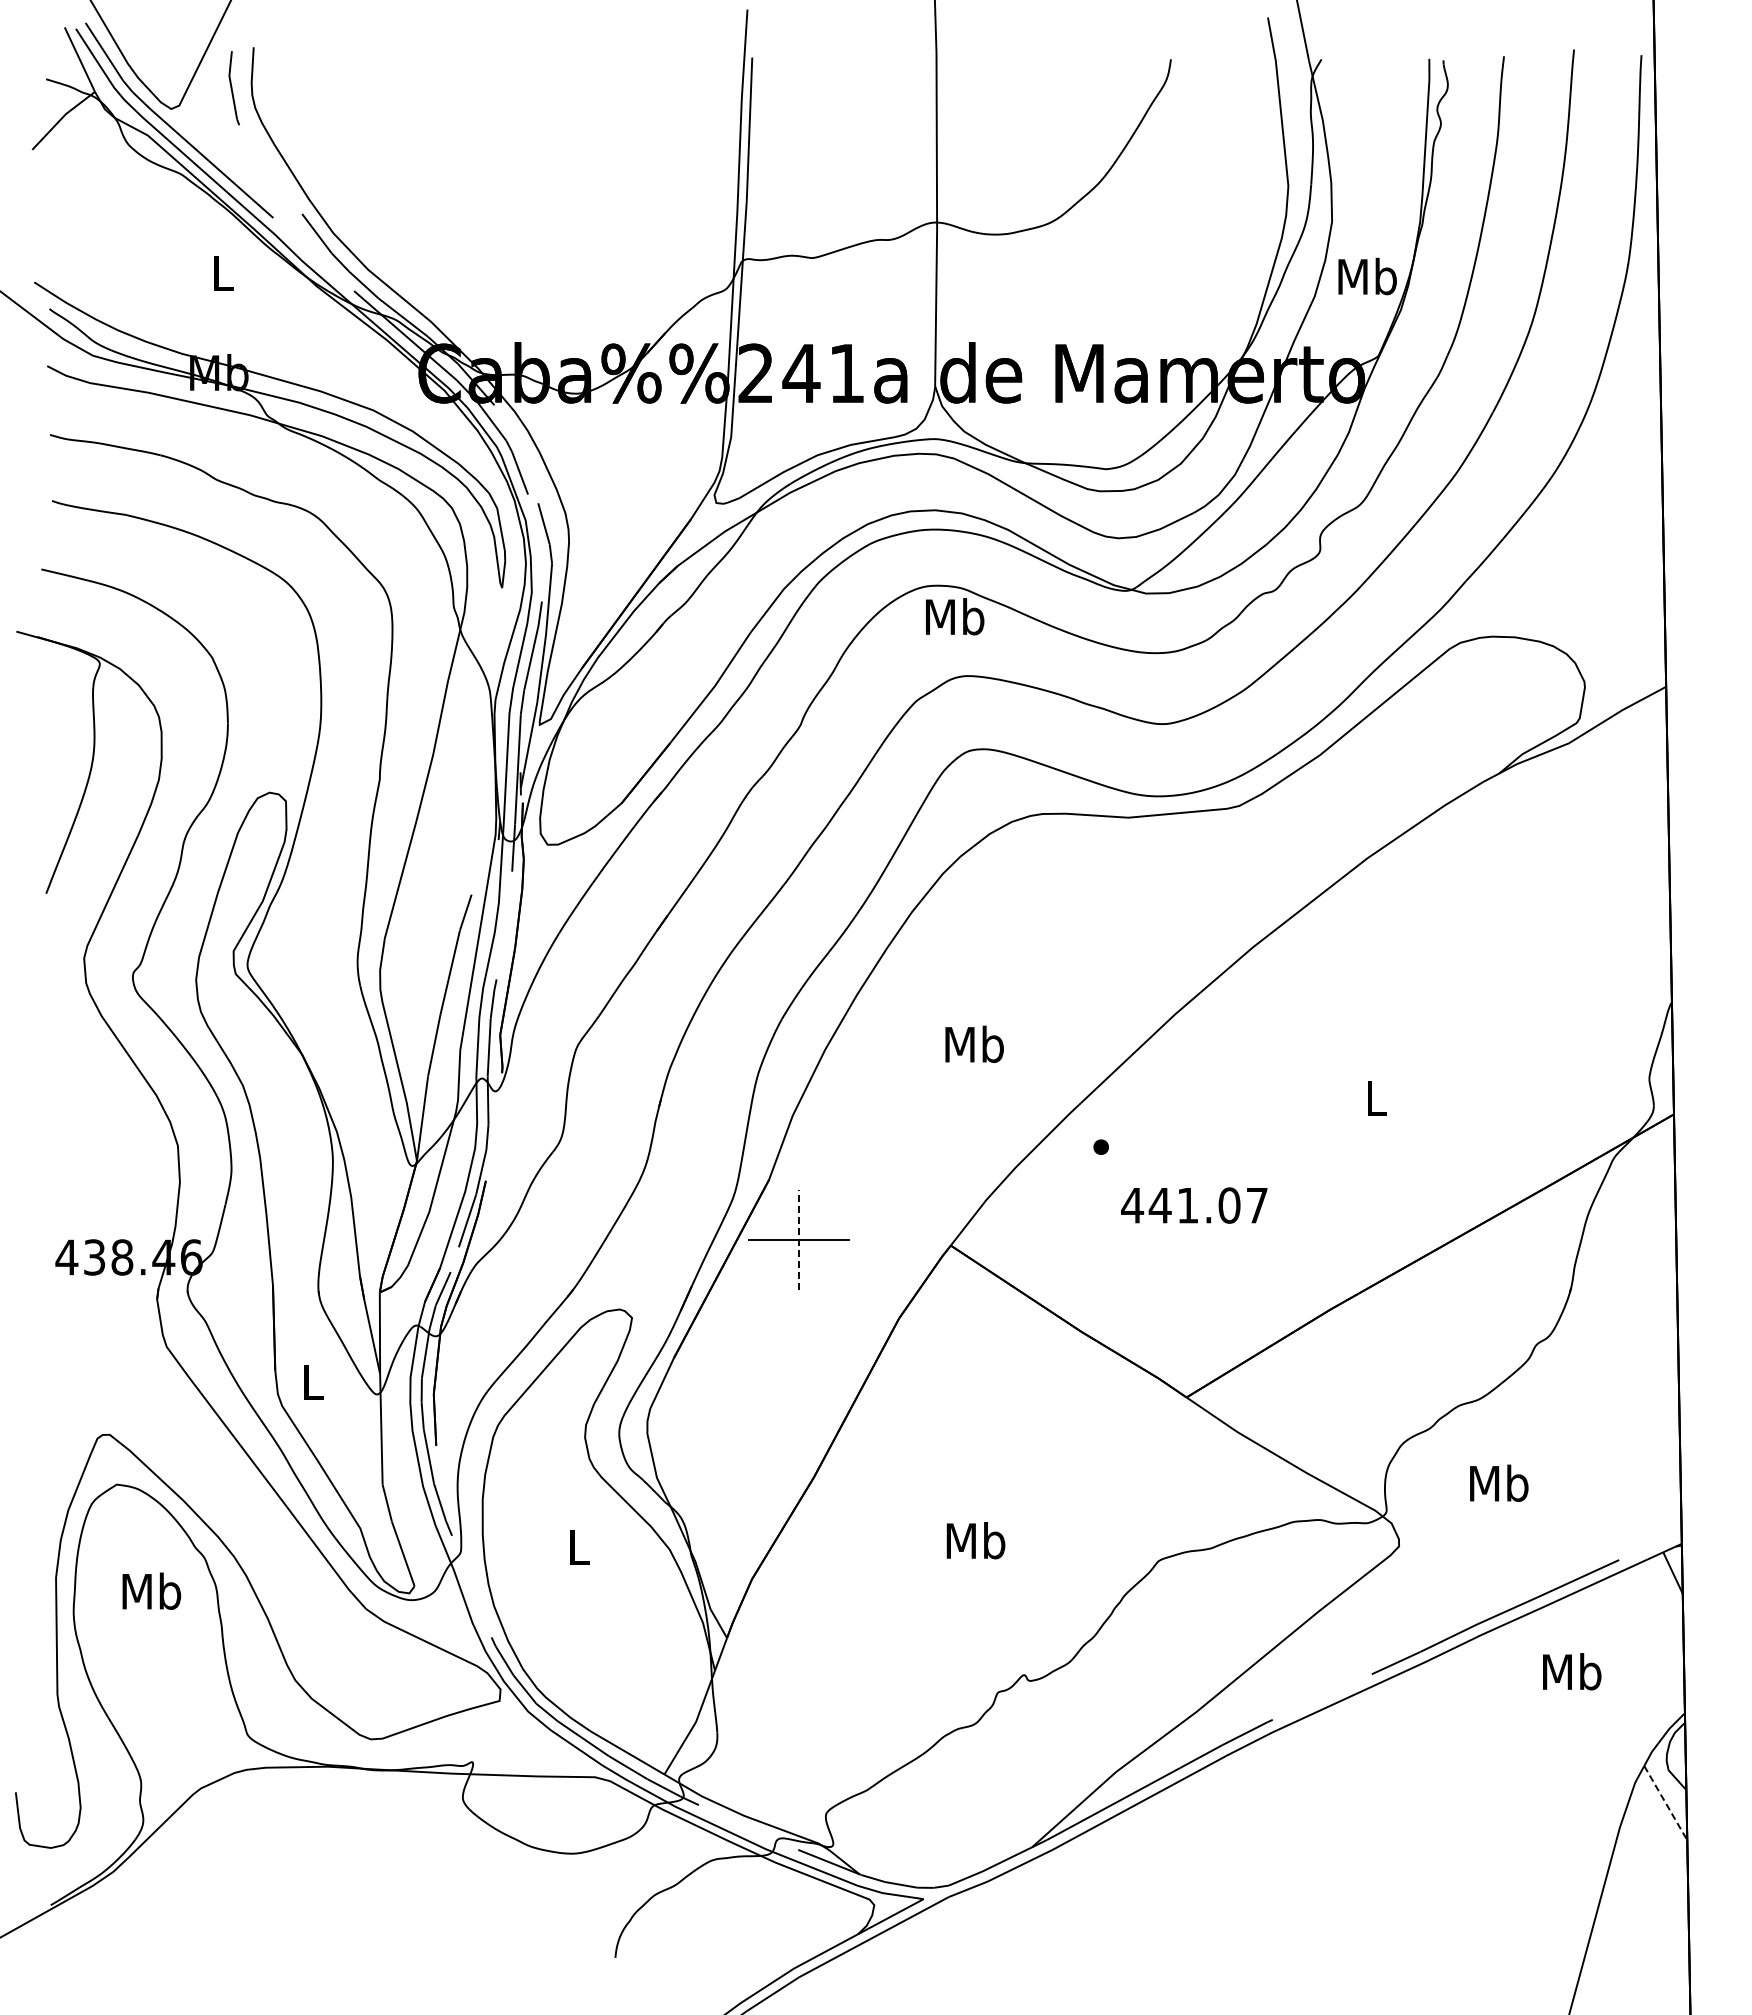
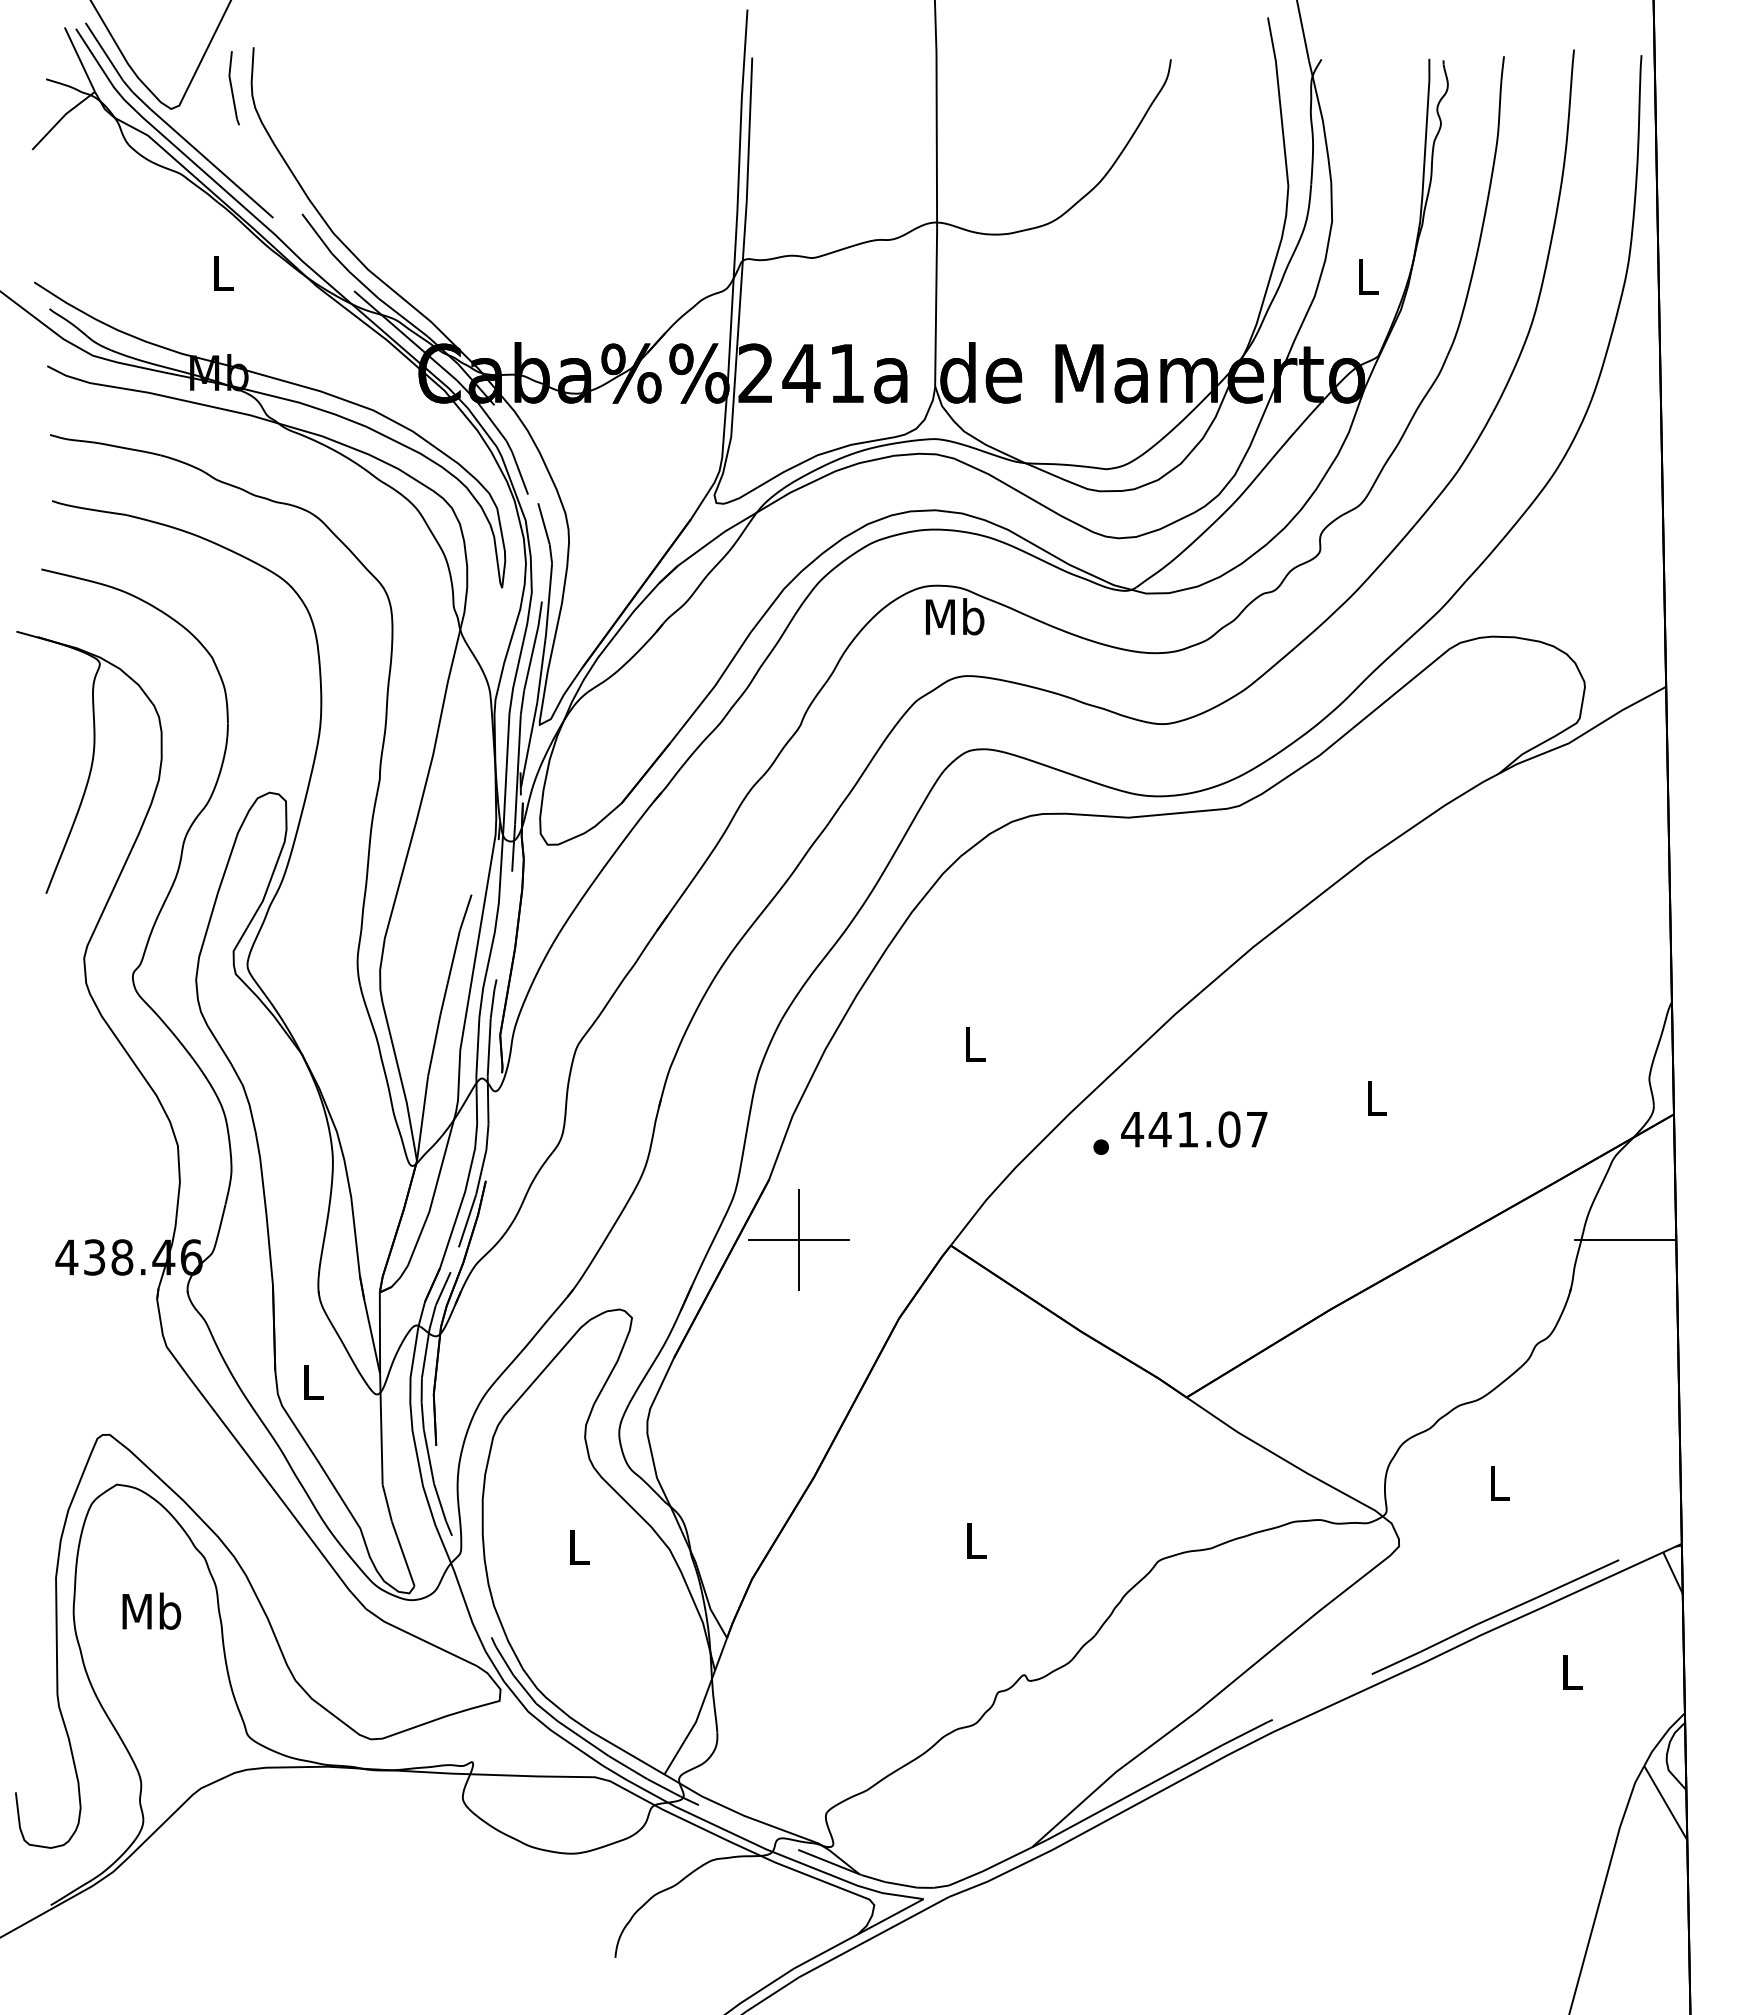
text: Mb -> L (1367, 276)
text: Mb -> L (974, 1043)
text position: (1194, 1205) -> (1194, 1129) (1194, 1129)
line: dashed -> solid (798, 1239)
line: none -> present (1625, 1239)
text: Mb -> L (1499, 1482)
text: Mb -> L (975, 1540)
text position: (151, 1590) -> (151, 1610) (151, 1610)
text: Mb -> L (1572, 1671)
line: dashed -> solid (1665, 1803)
